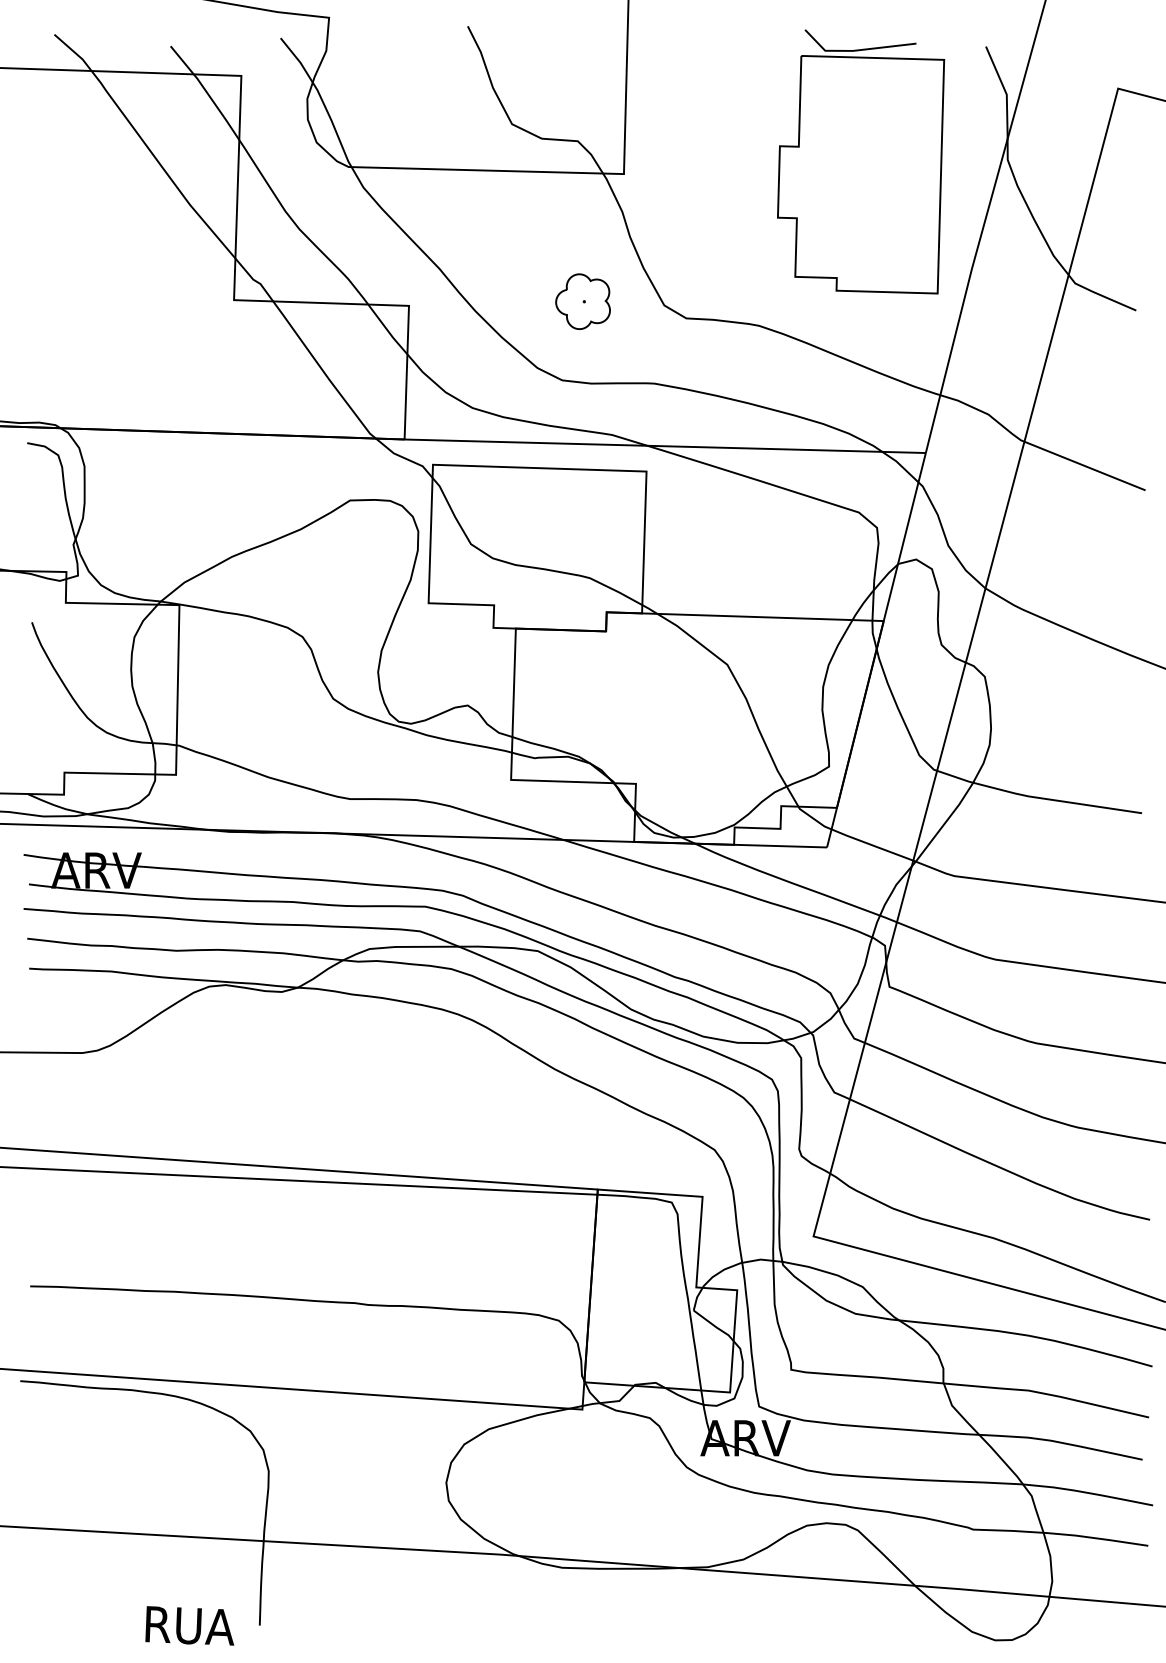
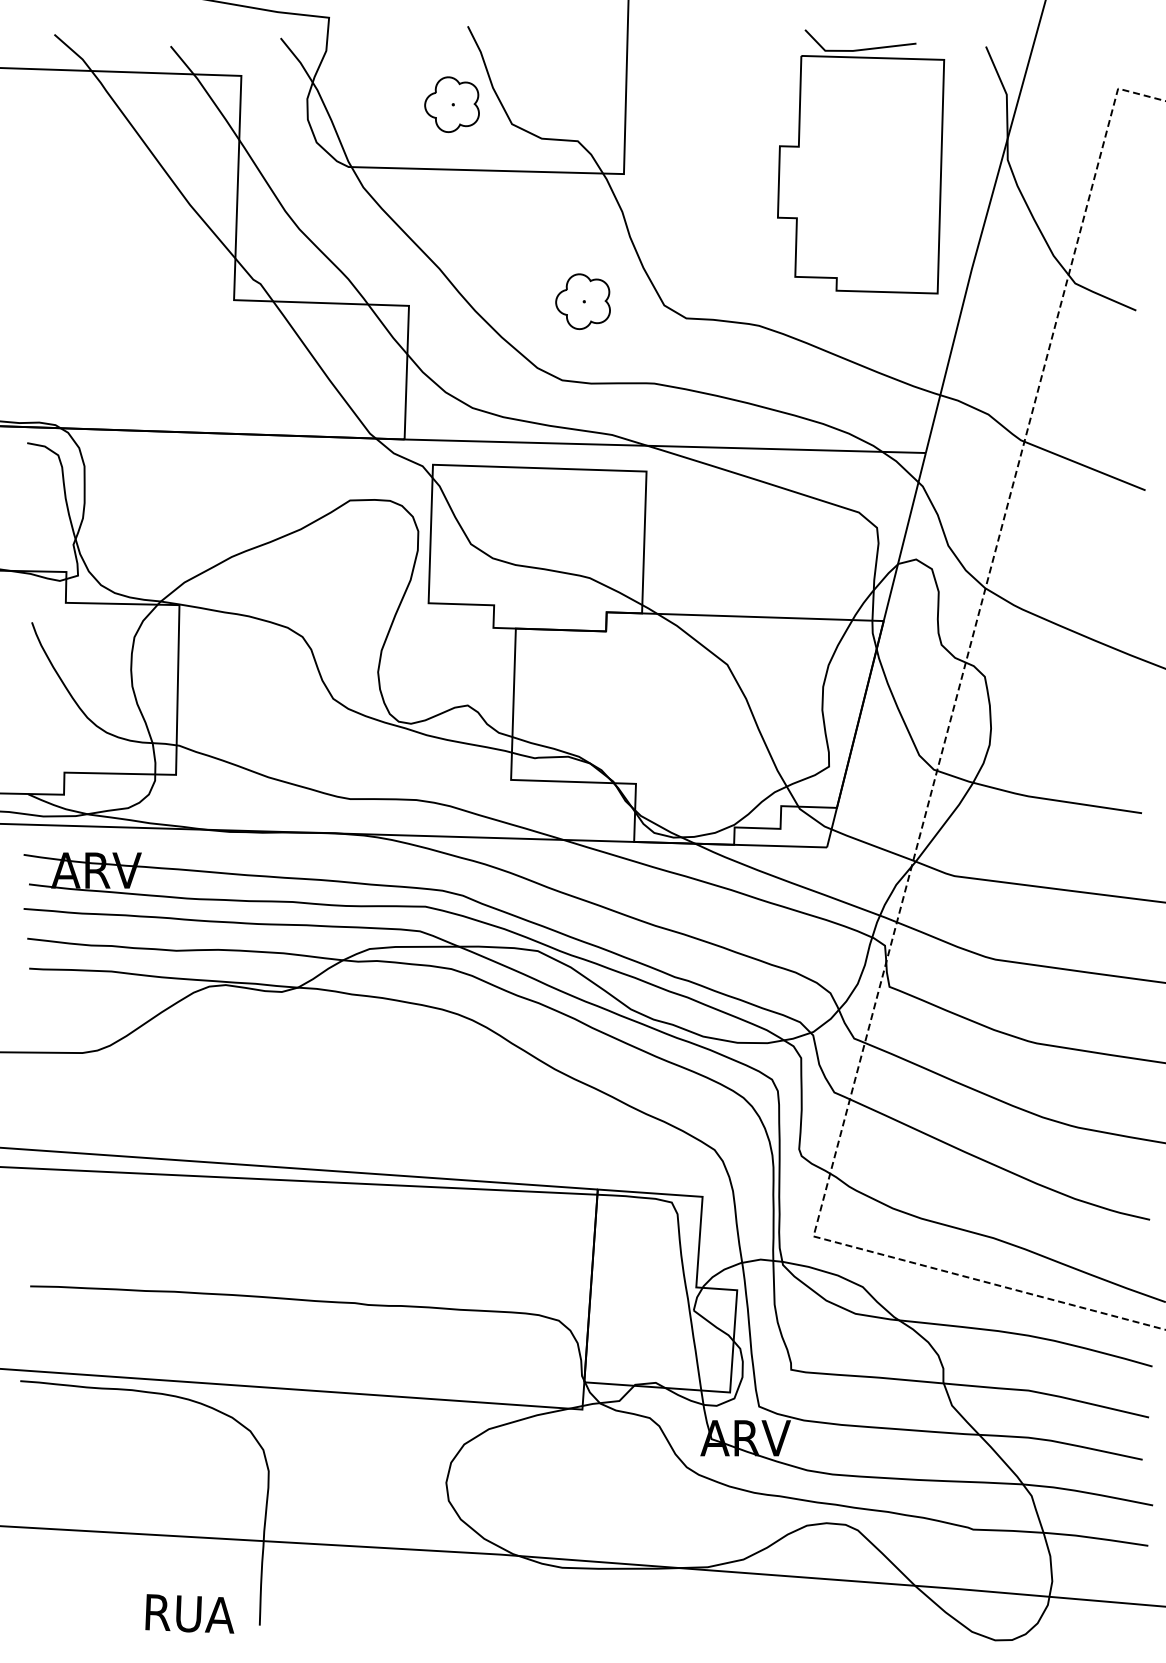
part: none -> present (451, 104)
line: solid -> dashed (925, 815)
text position: (189, 1625) -> (189, 1613) (189, 1613)
